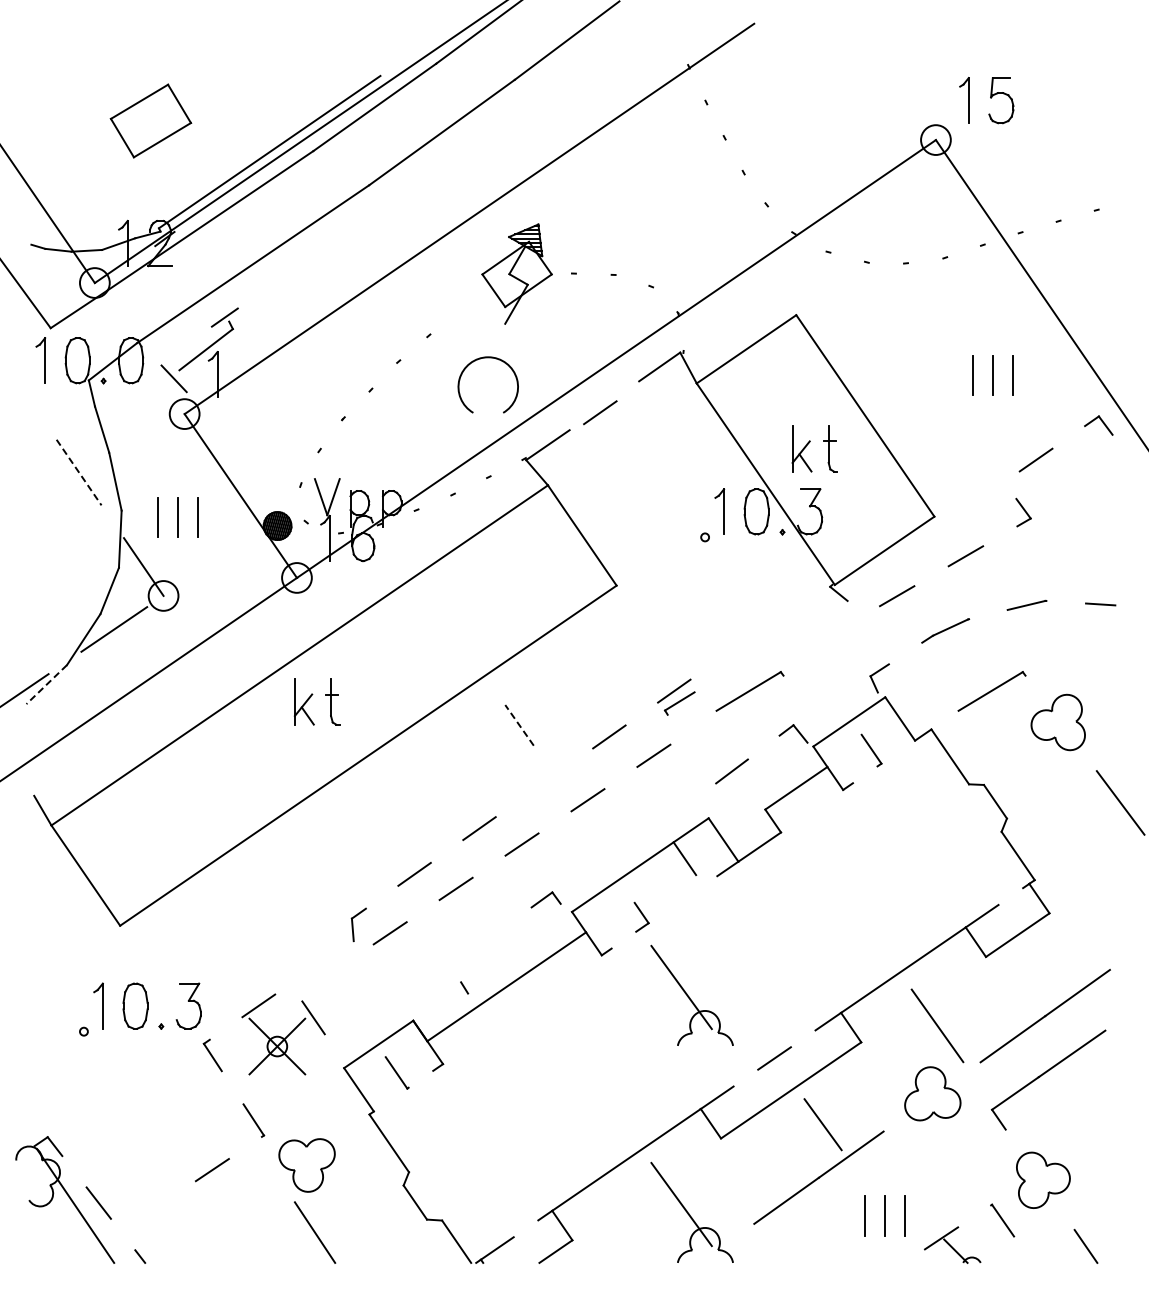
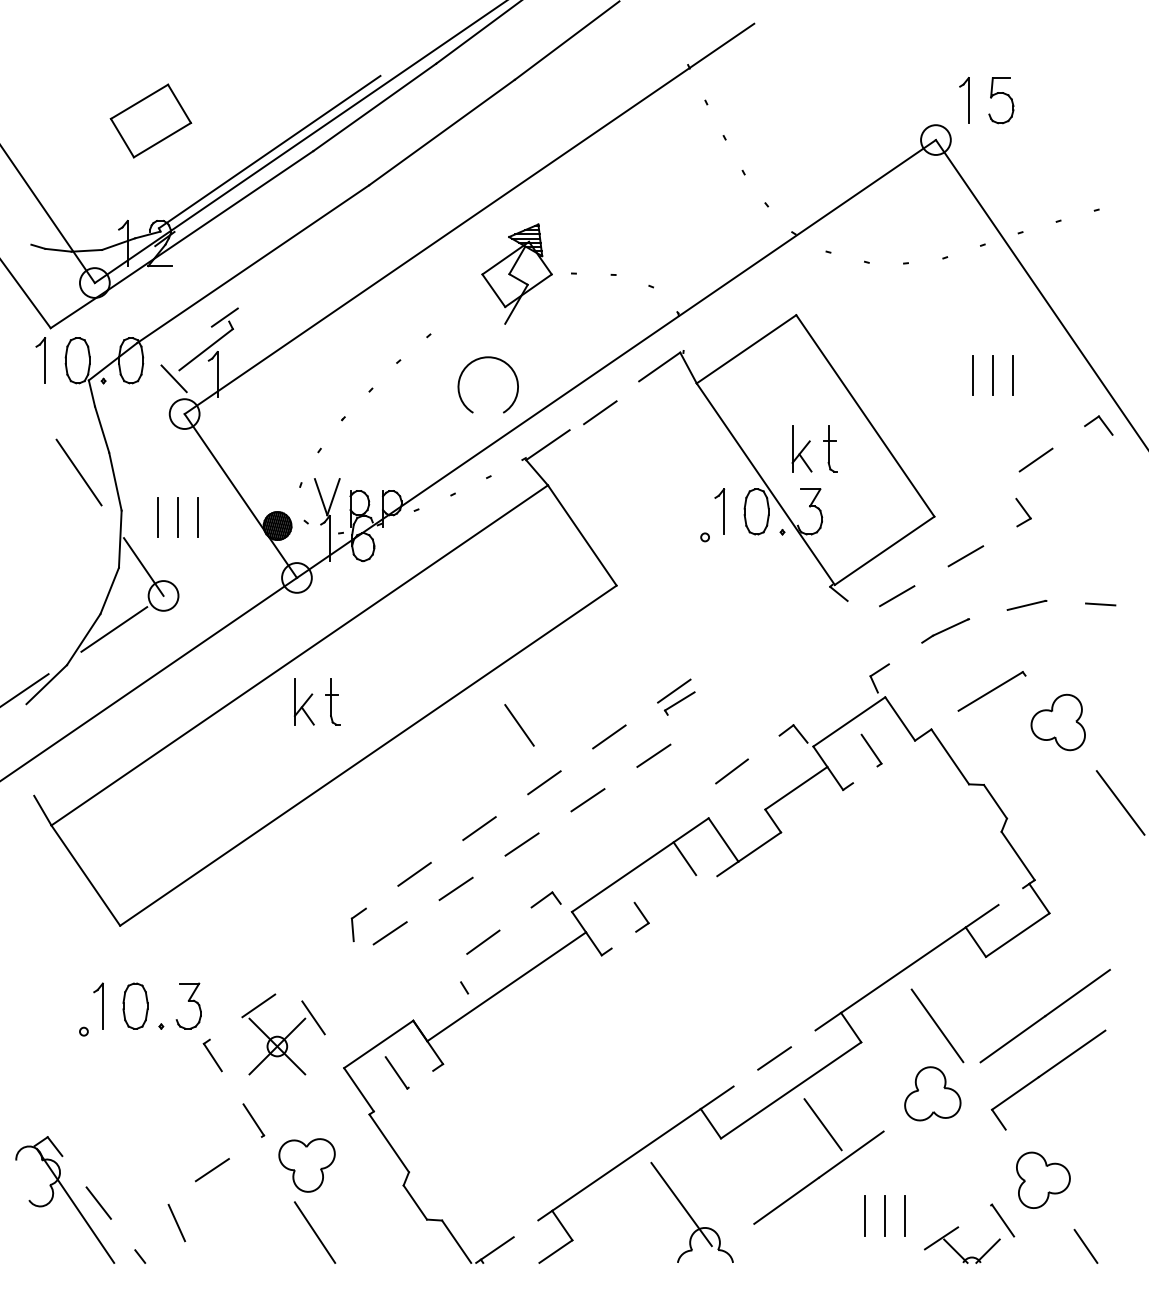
line: dashed -> solid (79, 472)
line: dashed -> solid (46, 684)
part: present -> none (749, 691)
line: dashed -> solid (519, 725)
line: none -> present (544, 782)
line: none -> present (483, 941)
part: present -> none (691, 994)
line: none -> present (176, 1222)
line: none -> present (987, 1250)
